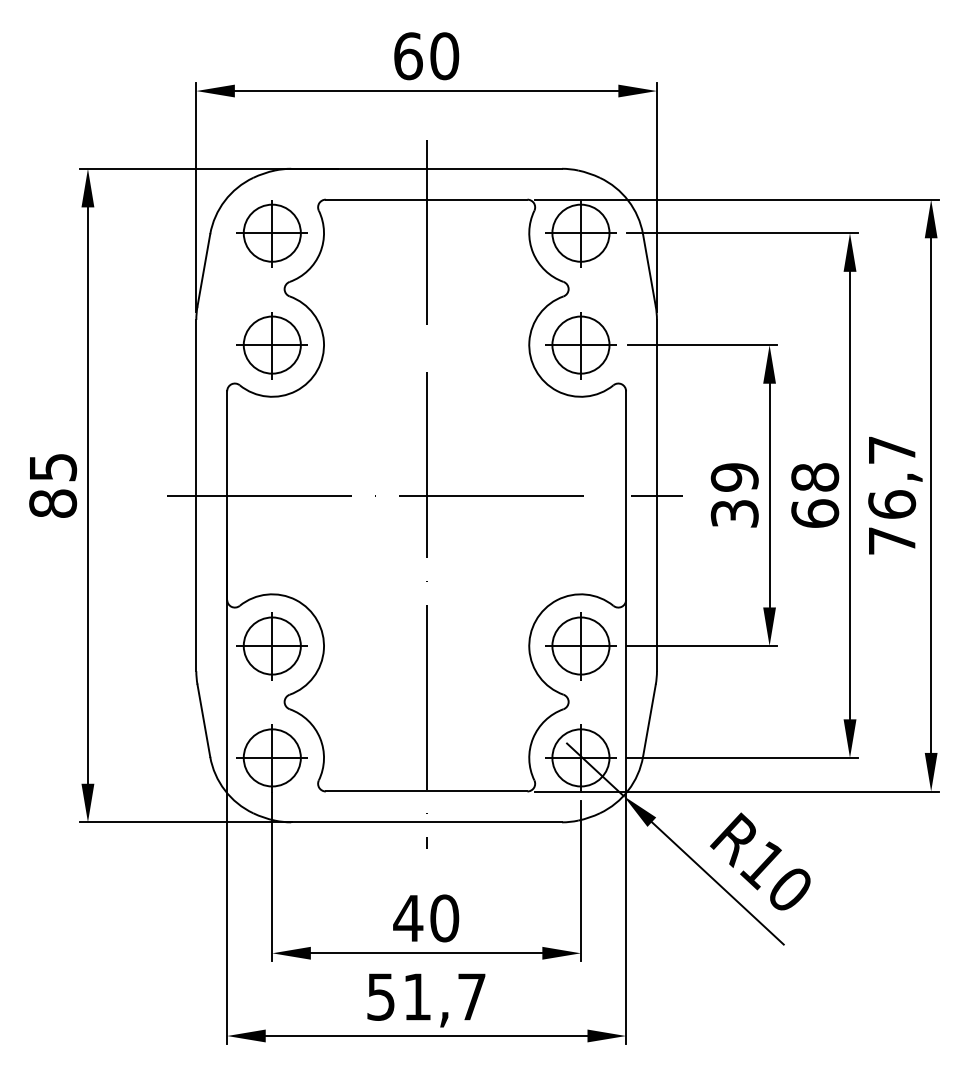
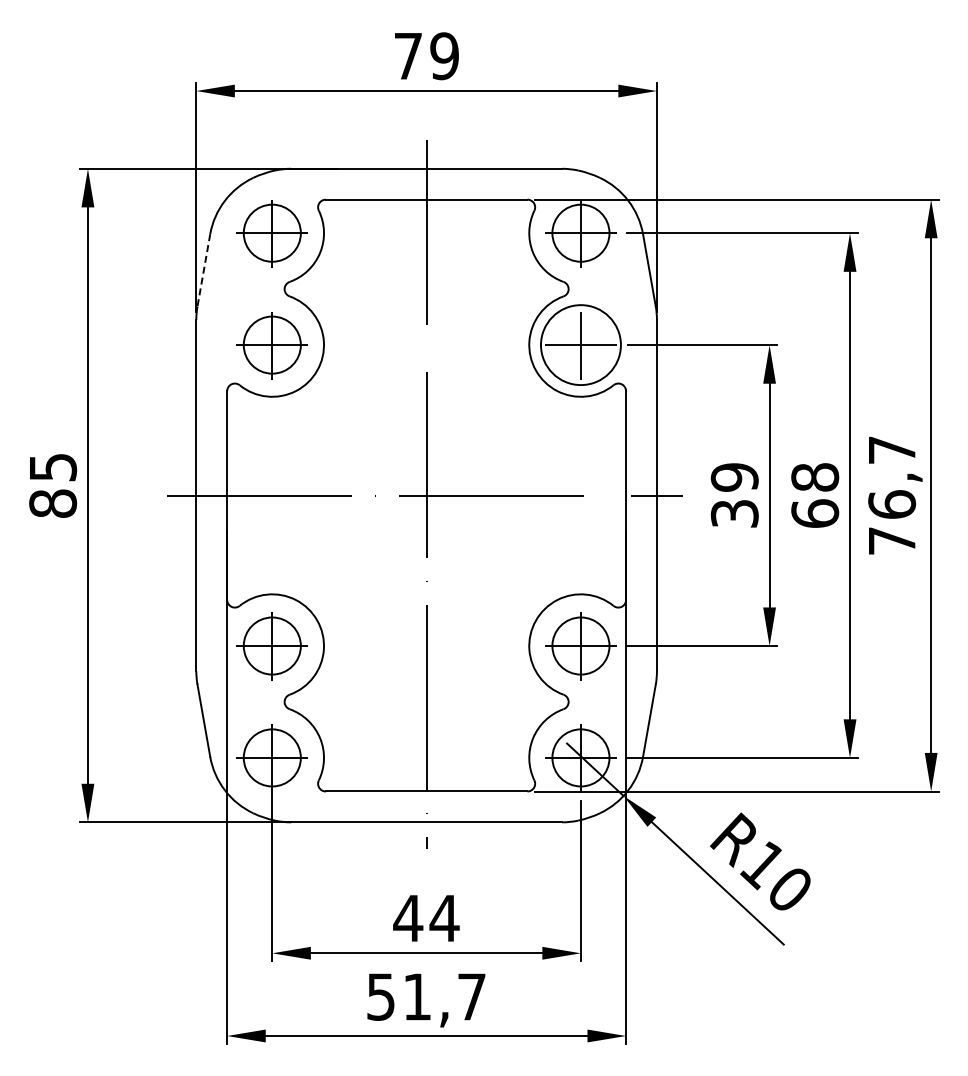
text: 60 -> 79 (426, 56)
line: solid -> dashed (203, 270)
circle diameter: 57 px -> 80 px (580, 345)
text: 40 -> 44 (444, 918)
